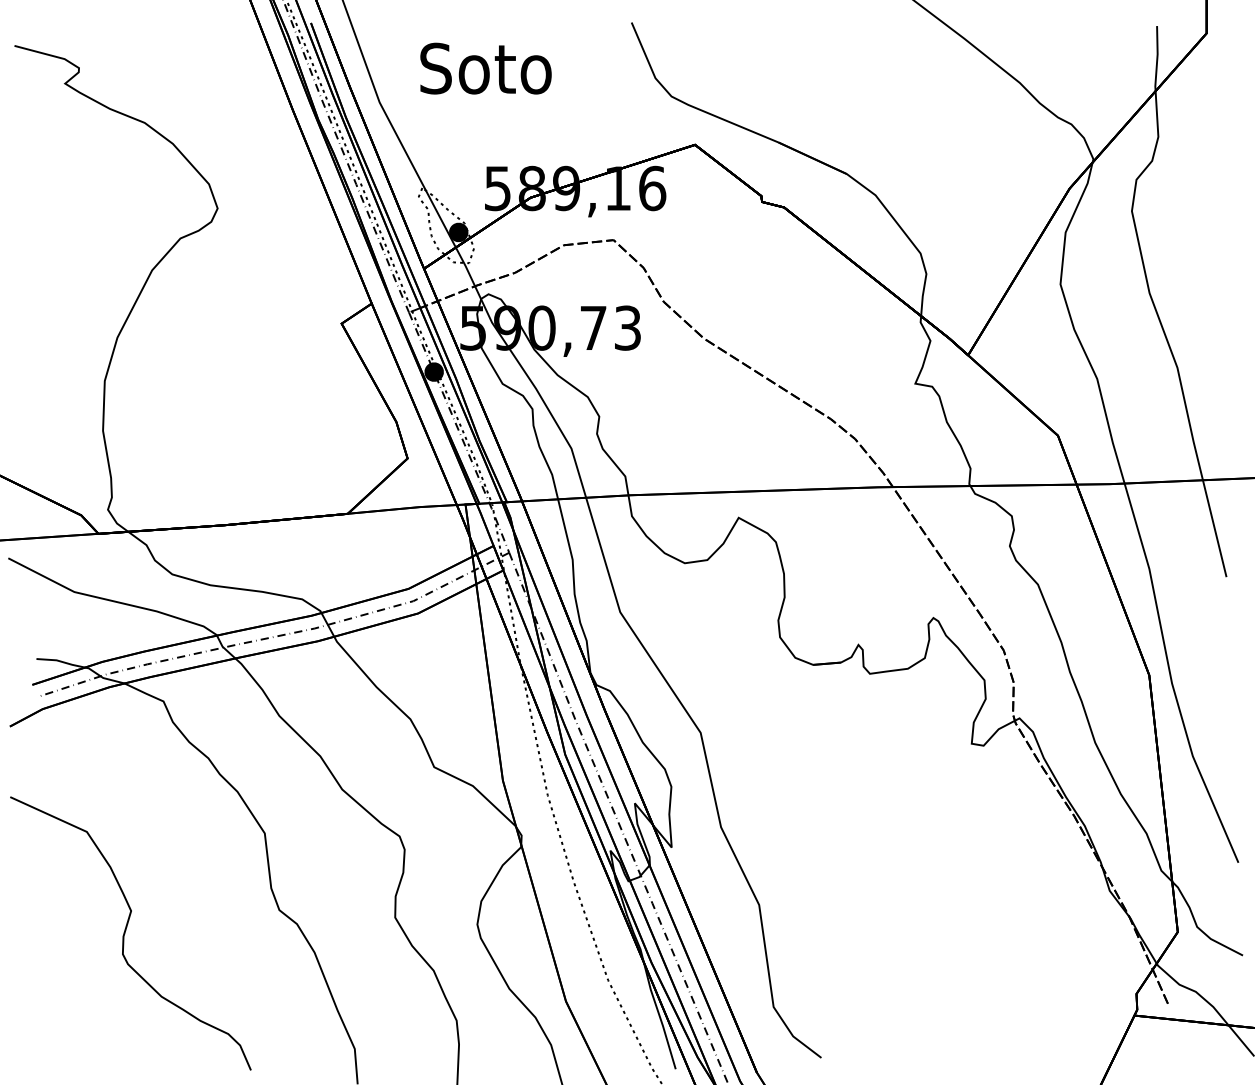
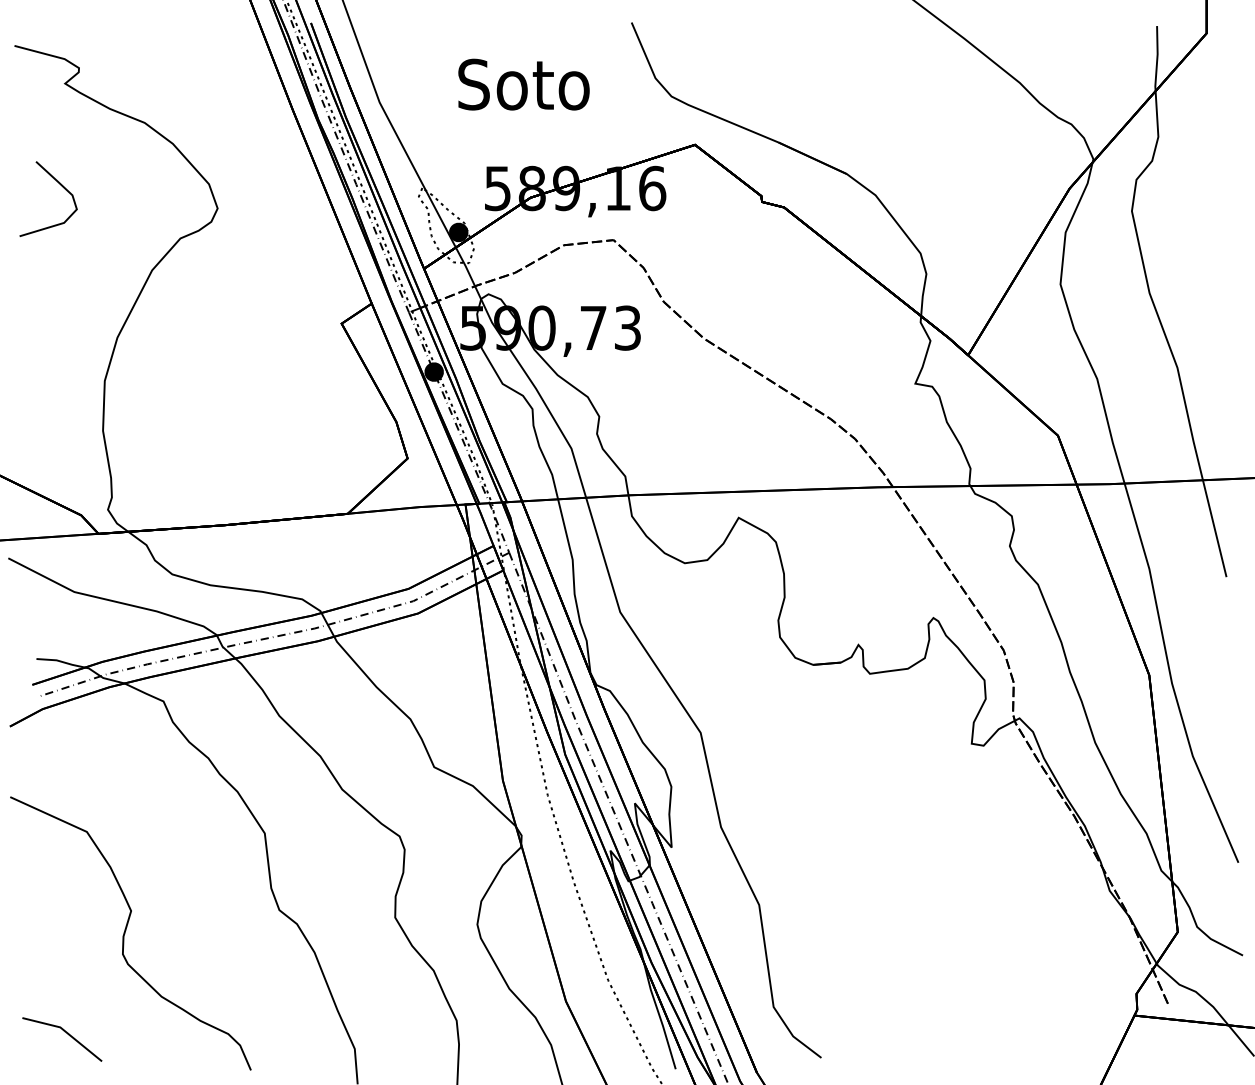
text position: (485, 68) -> (523, 84) (523, 84)
curve: none -> present (60, 185)
line: none -> present (67, 1034)
